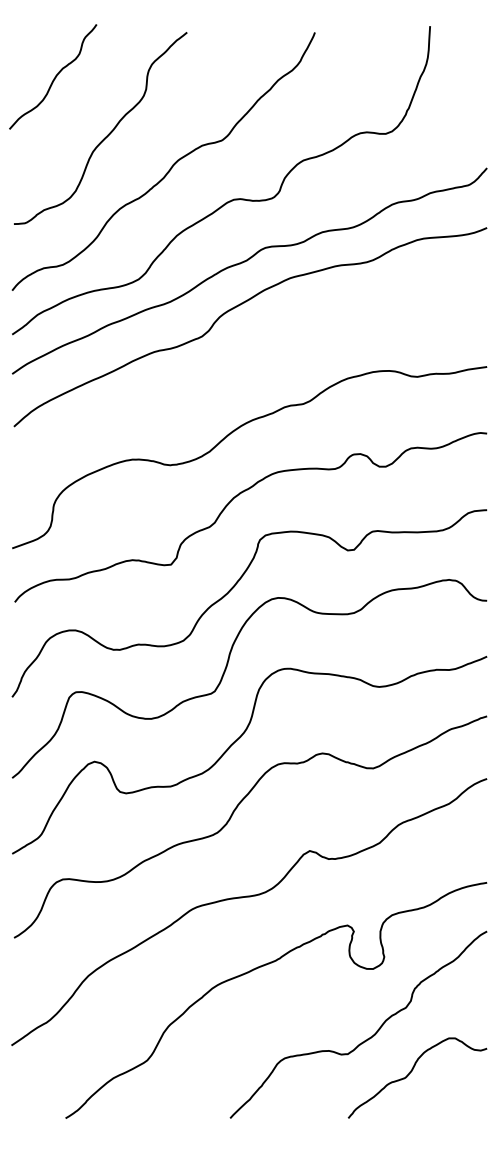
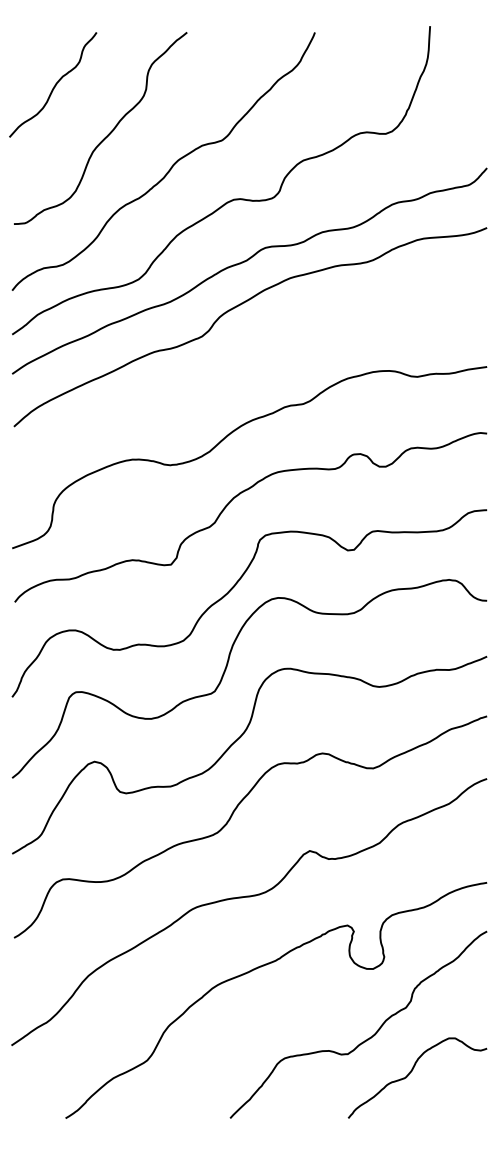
curve position: (54, 77) -> (54, 85) (54, 85)
